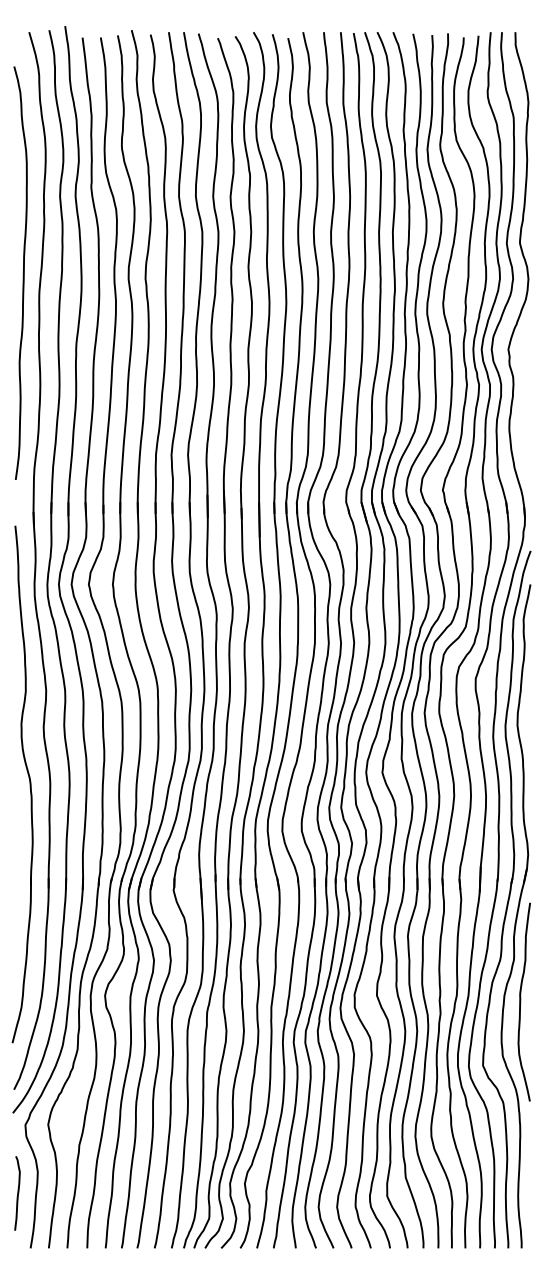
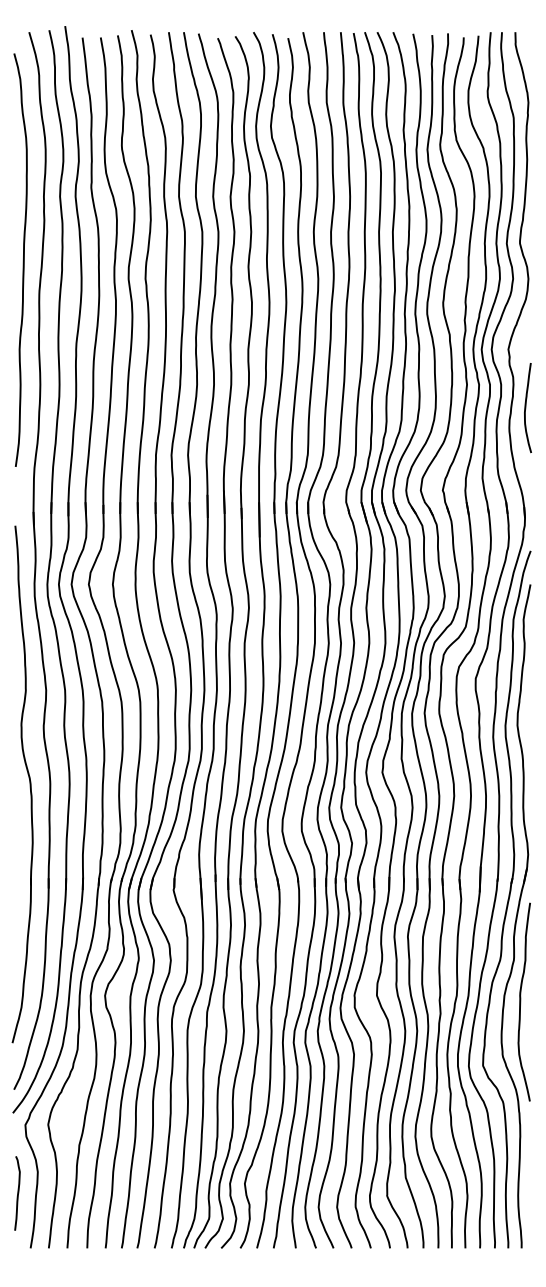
curve position: (22, 273) -> (22, 260) (22, 260)
curve: none -> present (526, 408)
